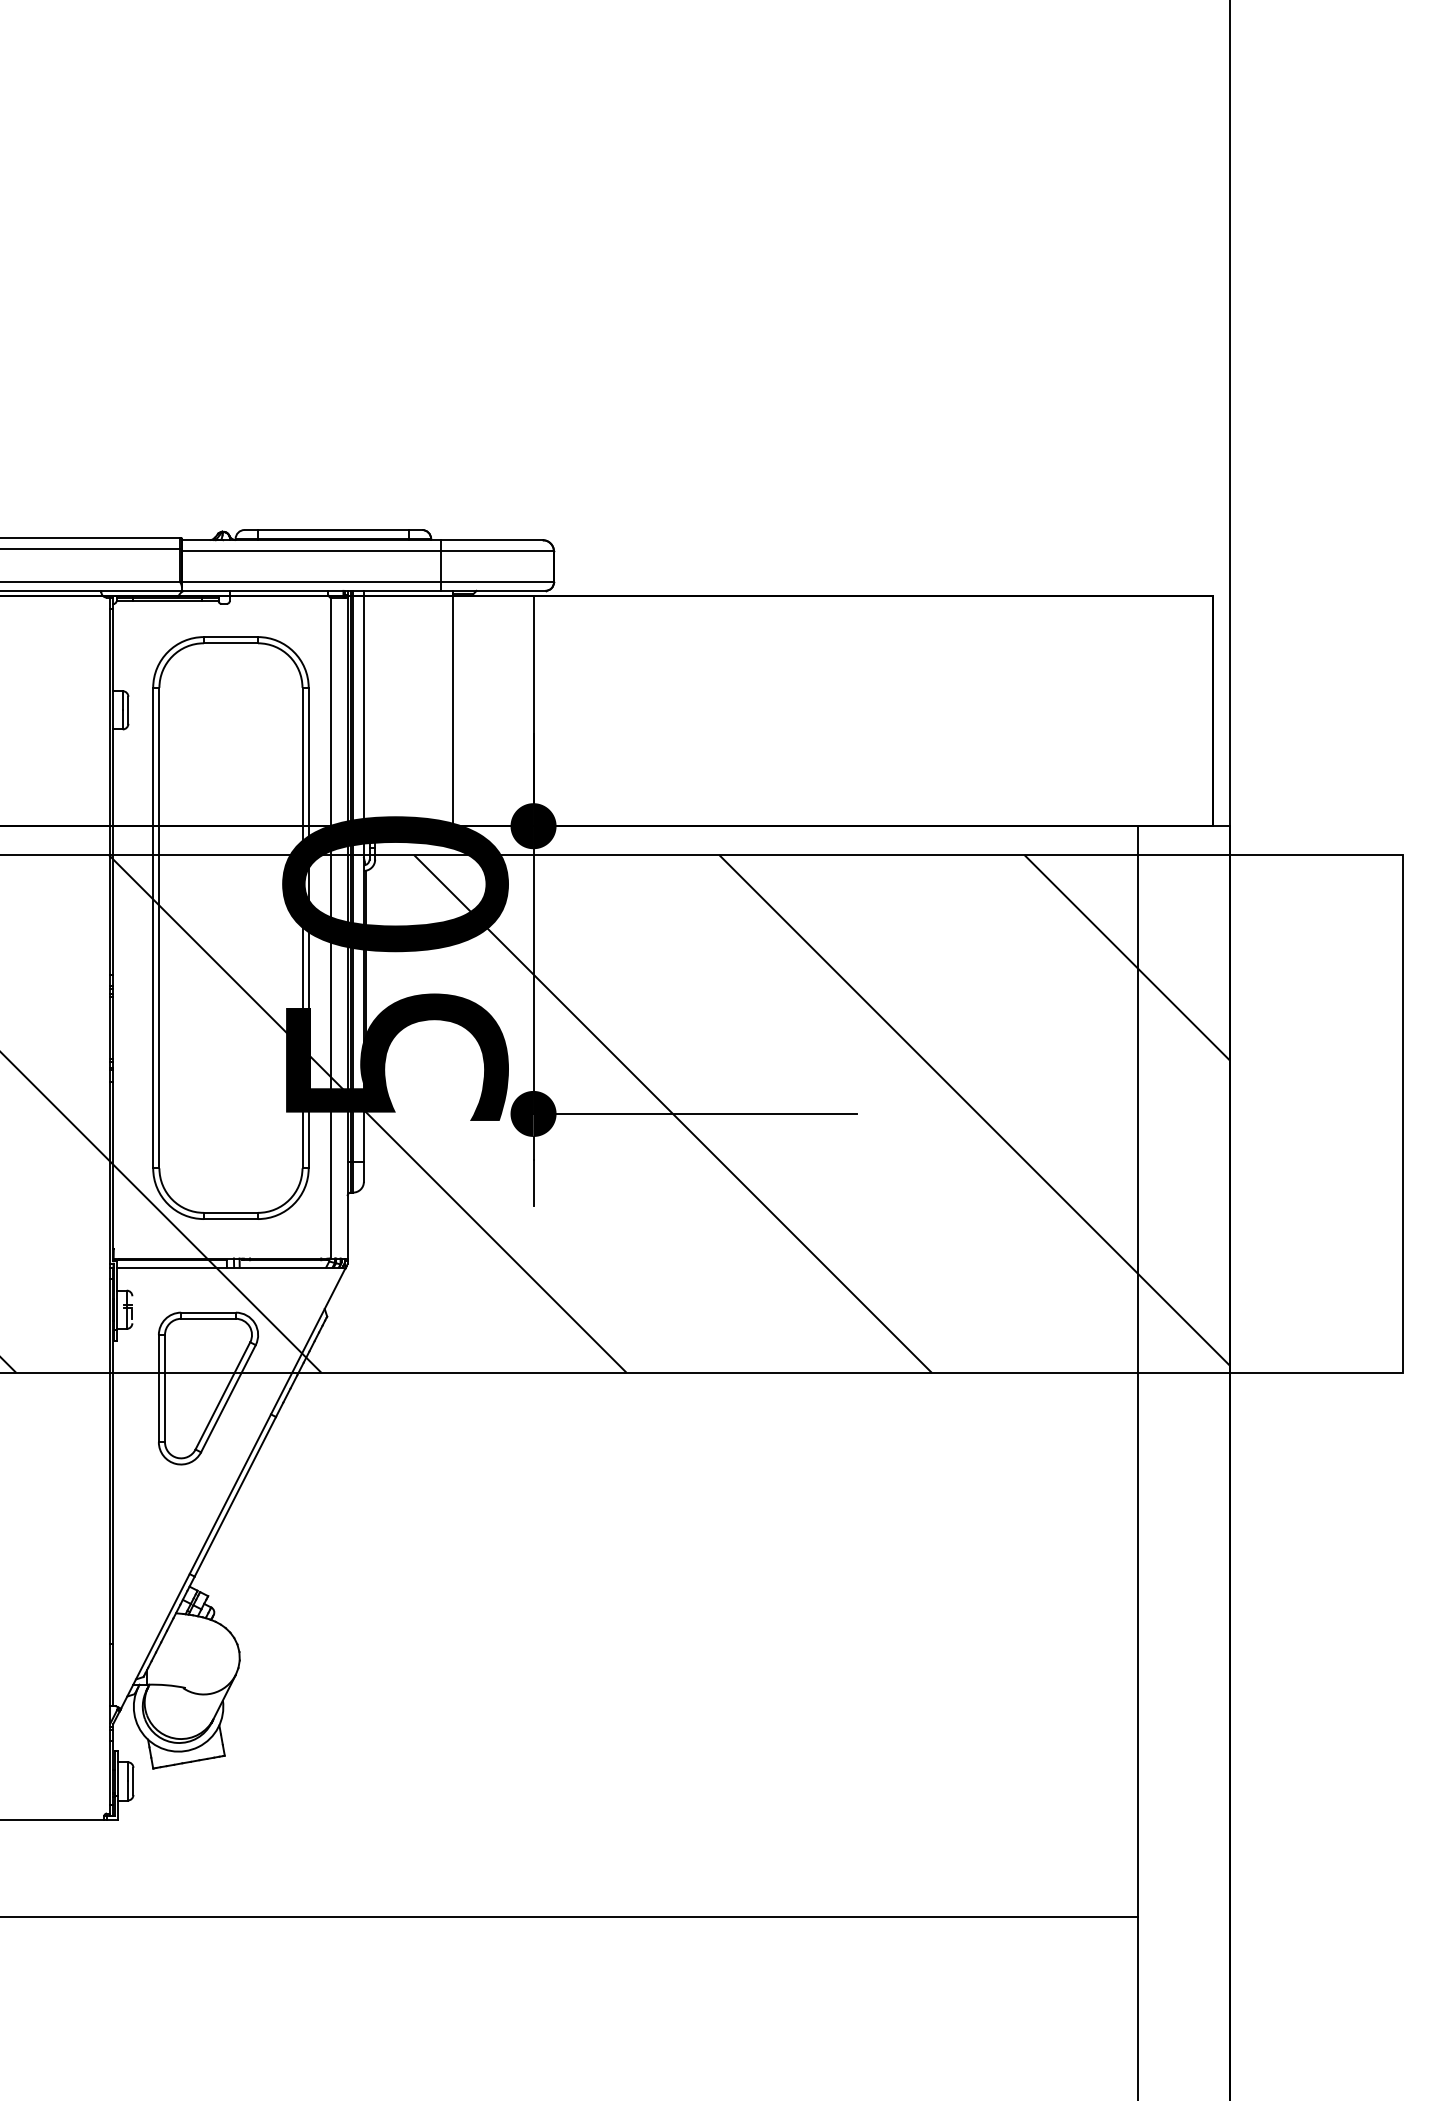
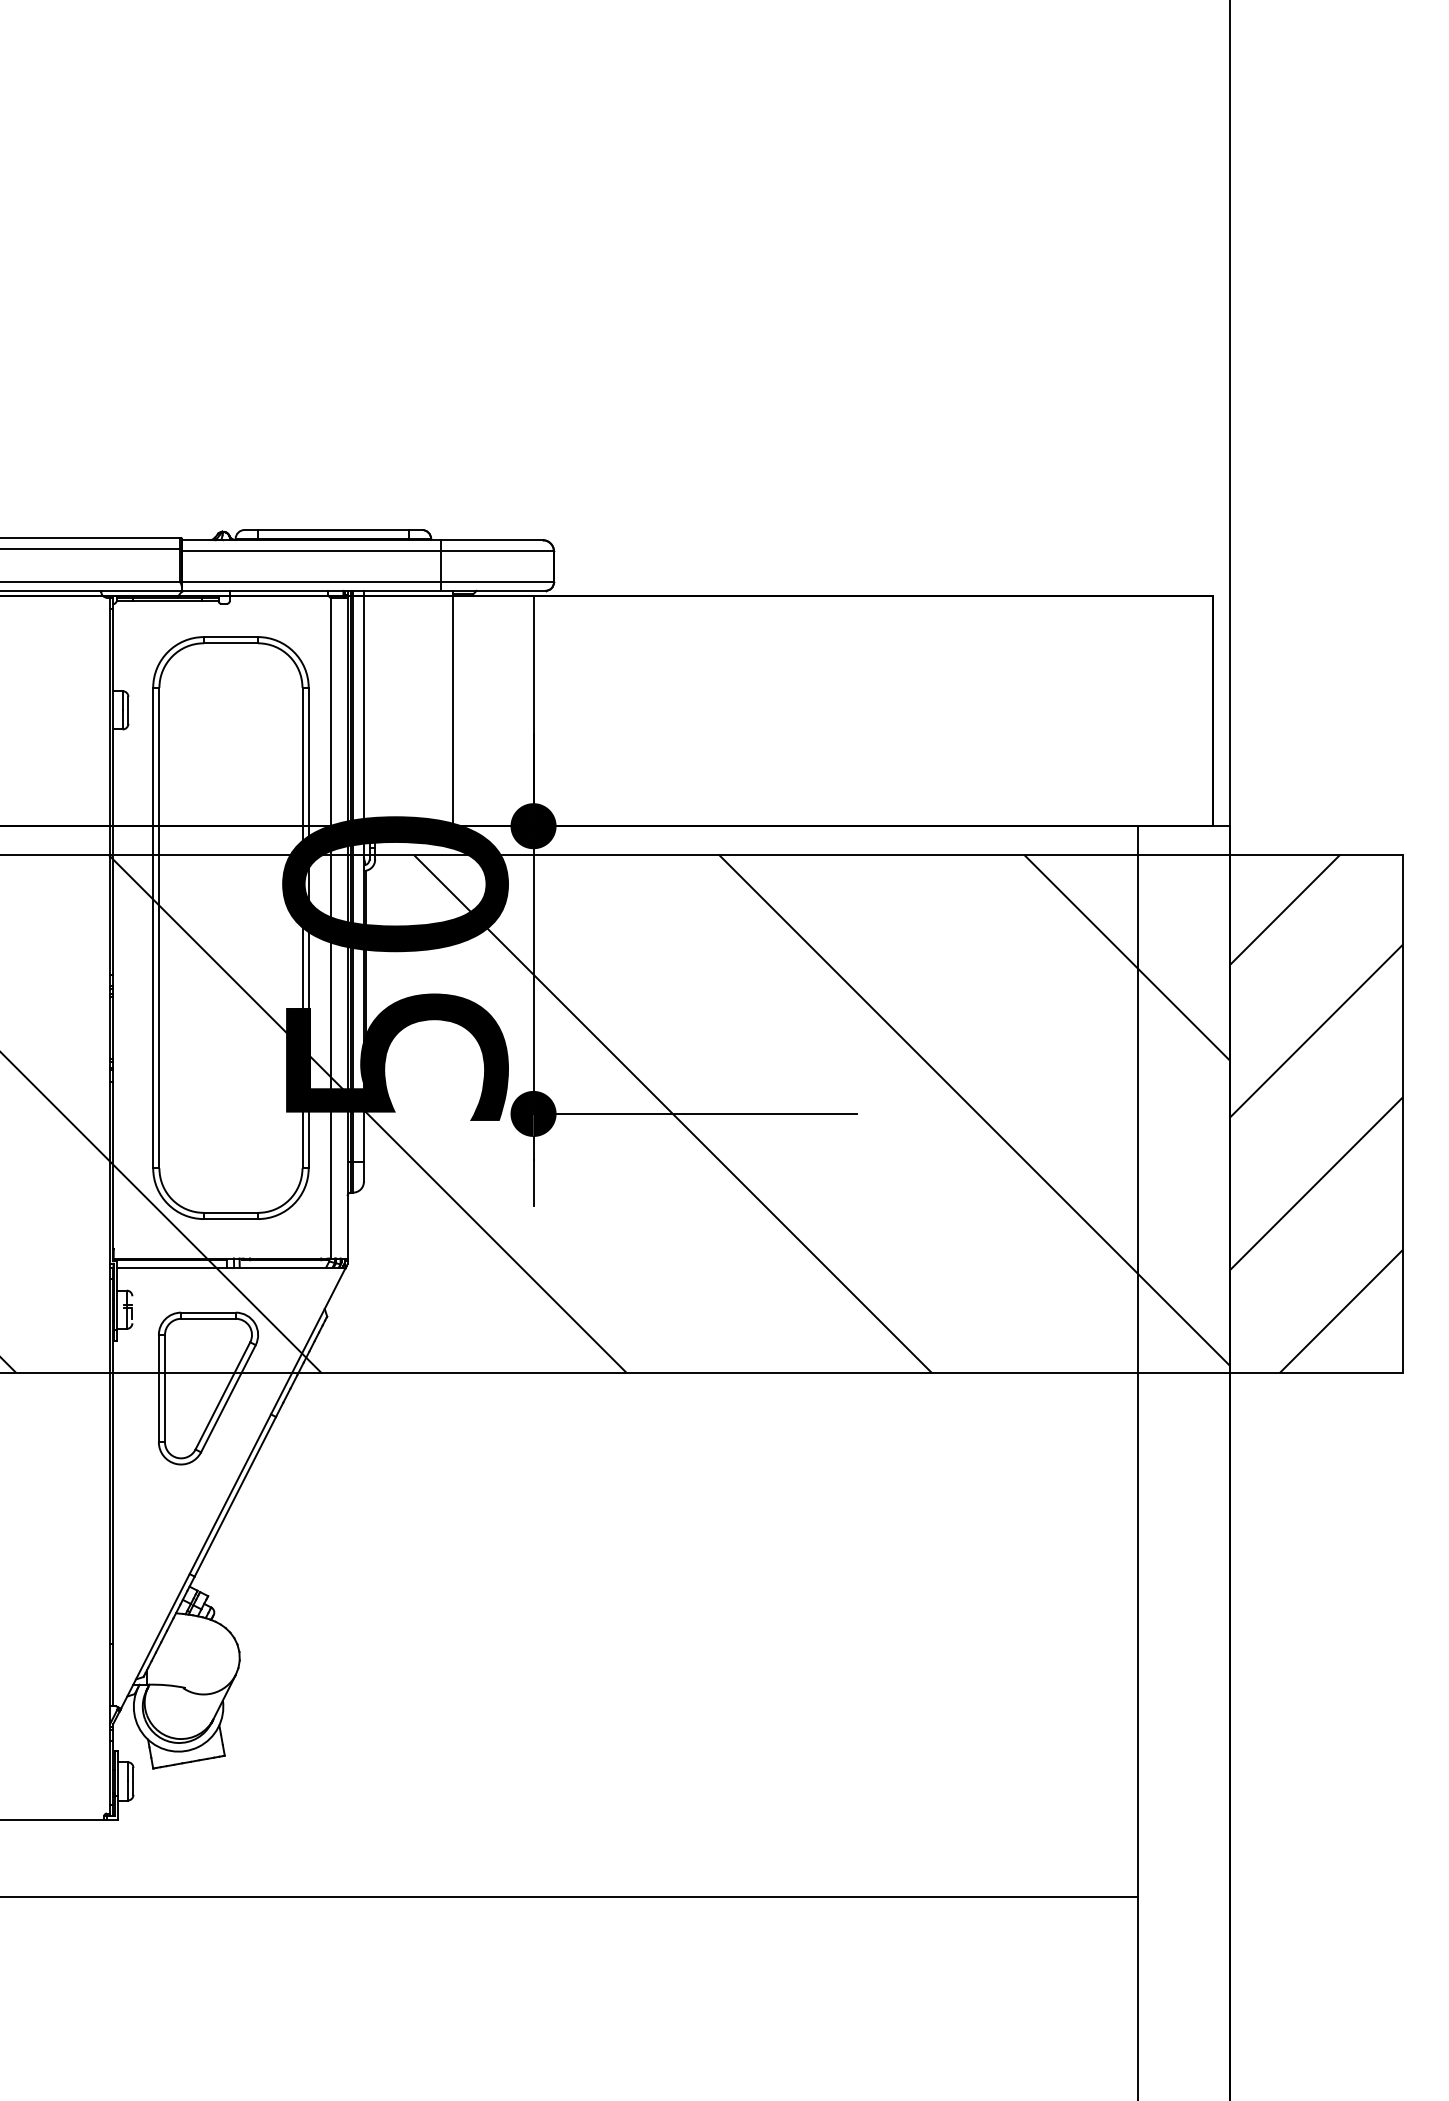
hatch: none -> present (1315, 1113)
line position: (569, 1916) -> (569, 1896) (569, 1896)
